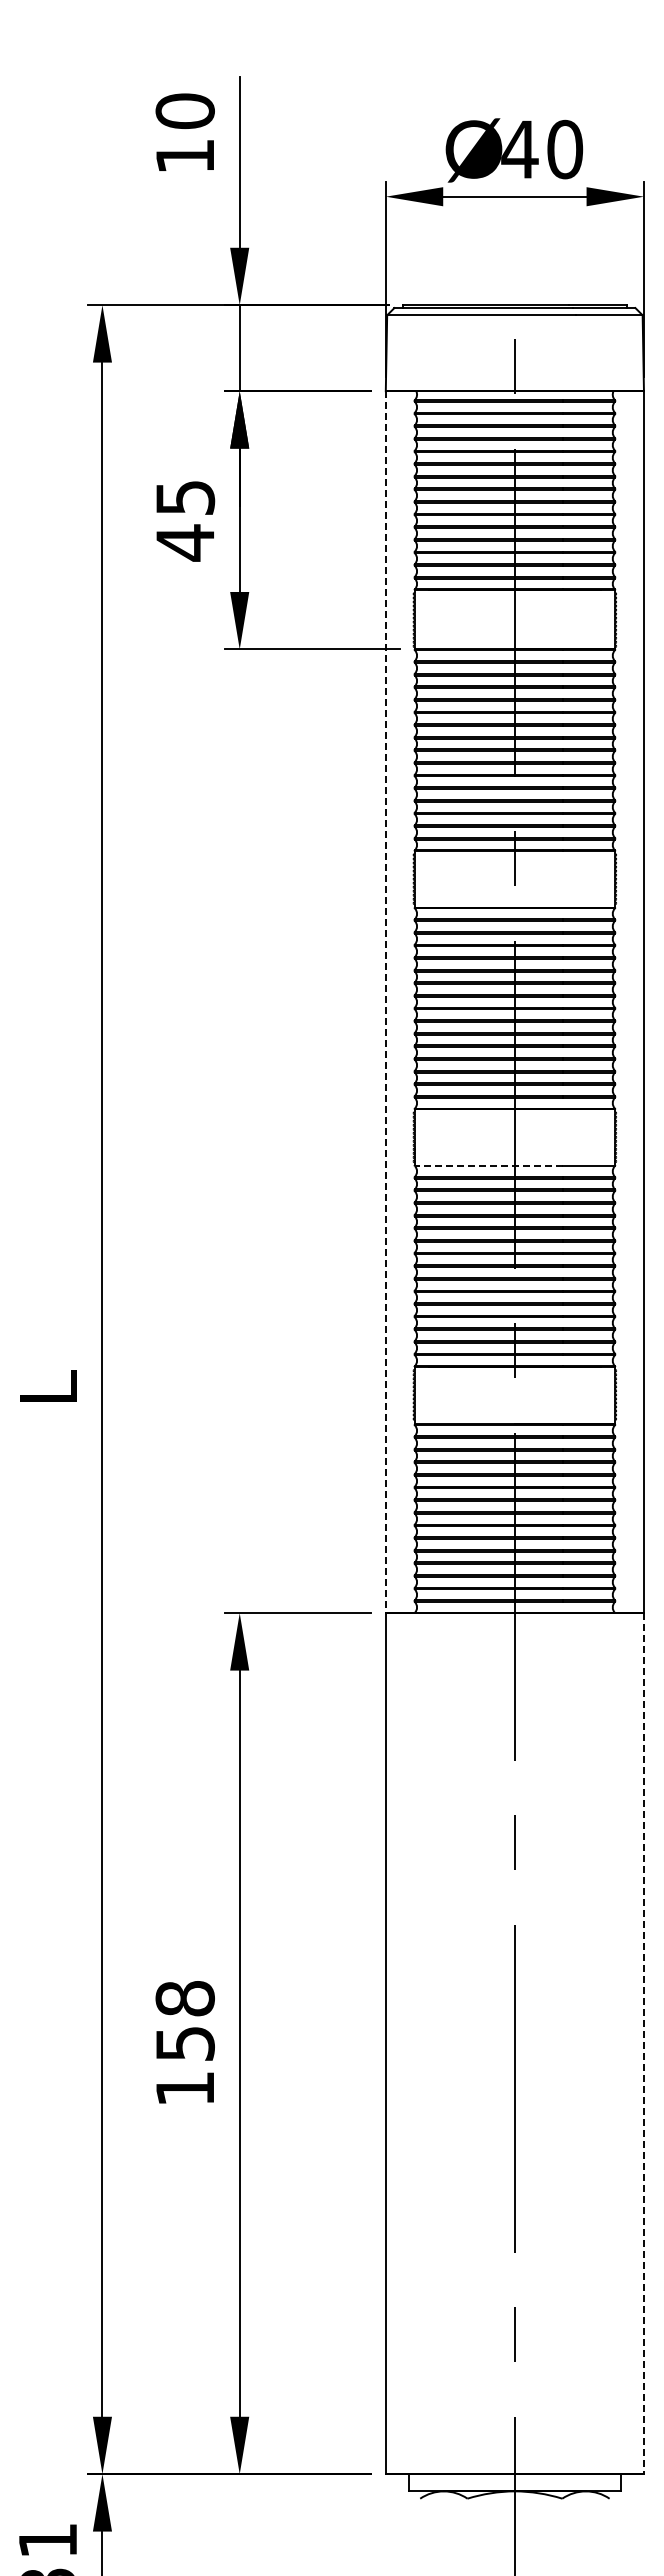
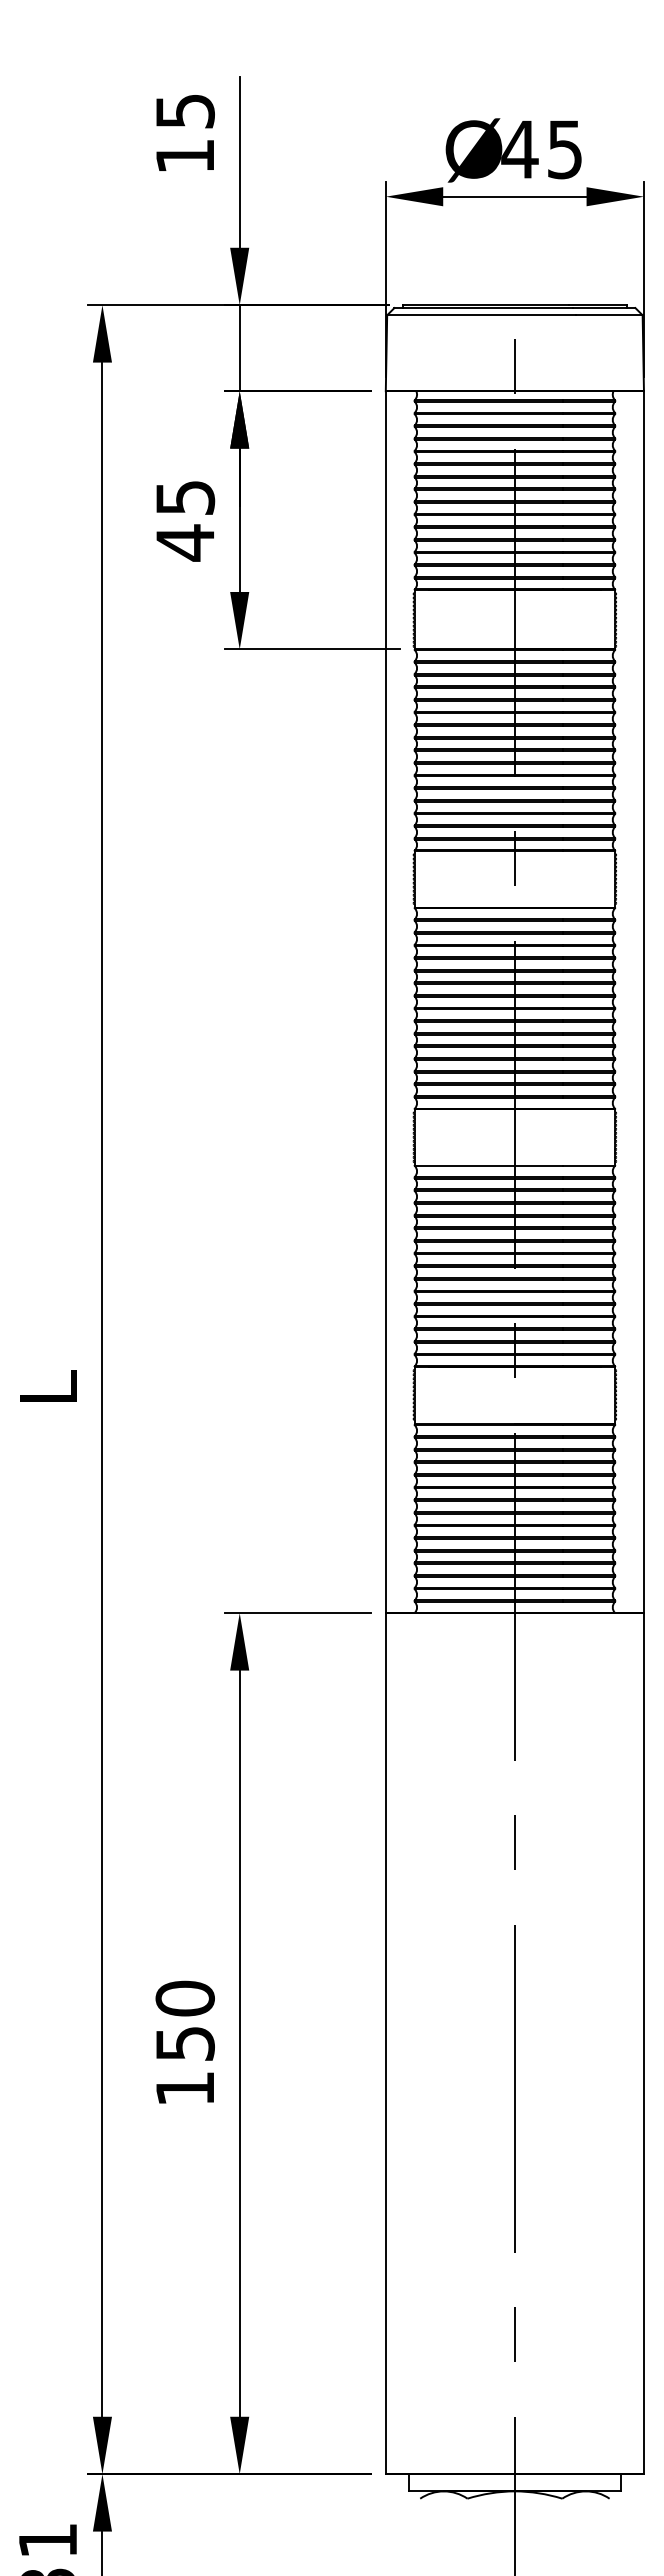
text: 10 -> 15 (184, 111)
text: 40 -> 45 (565, 149)
line: dashed -> solid (385, 1002)
line: dashed -> solid (488, 1166)
text: 158 -> 150 (184, 1998)
line: dashed -> solid (643, 2044)
